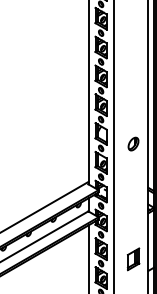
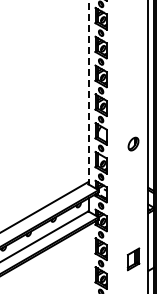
line: solid -> dashed (88, 92)
line: present -> none (113, 146)
line: present -> none (88, 257)
